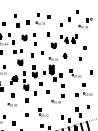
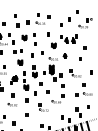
part position: (43, 112) -> (43, 107) (43, 107)
